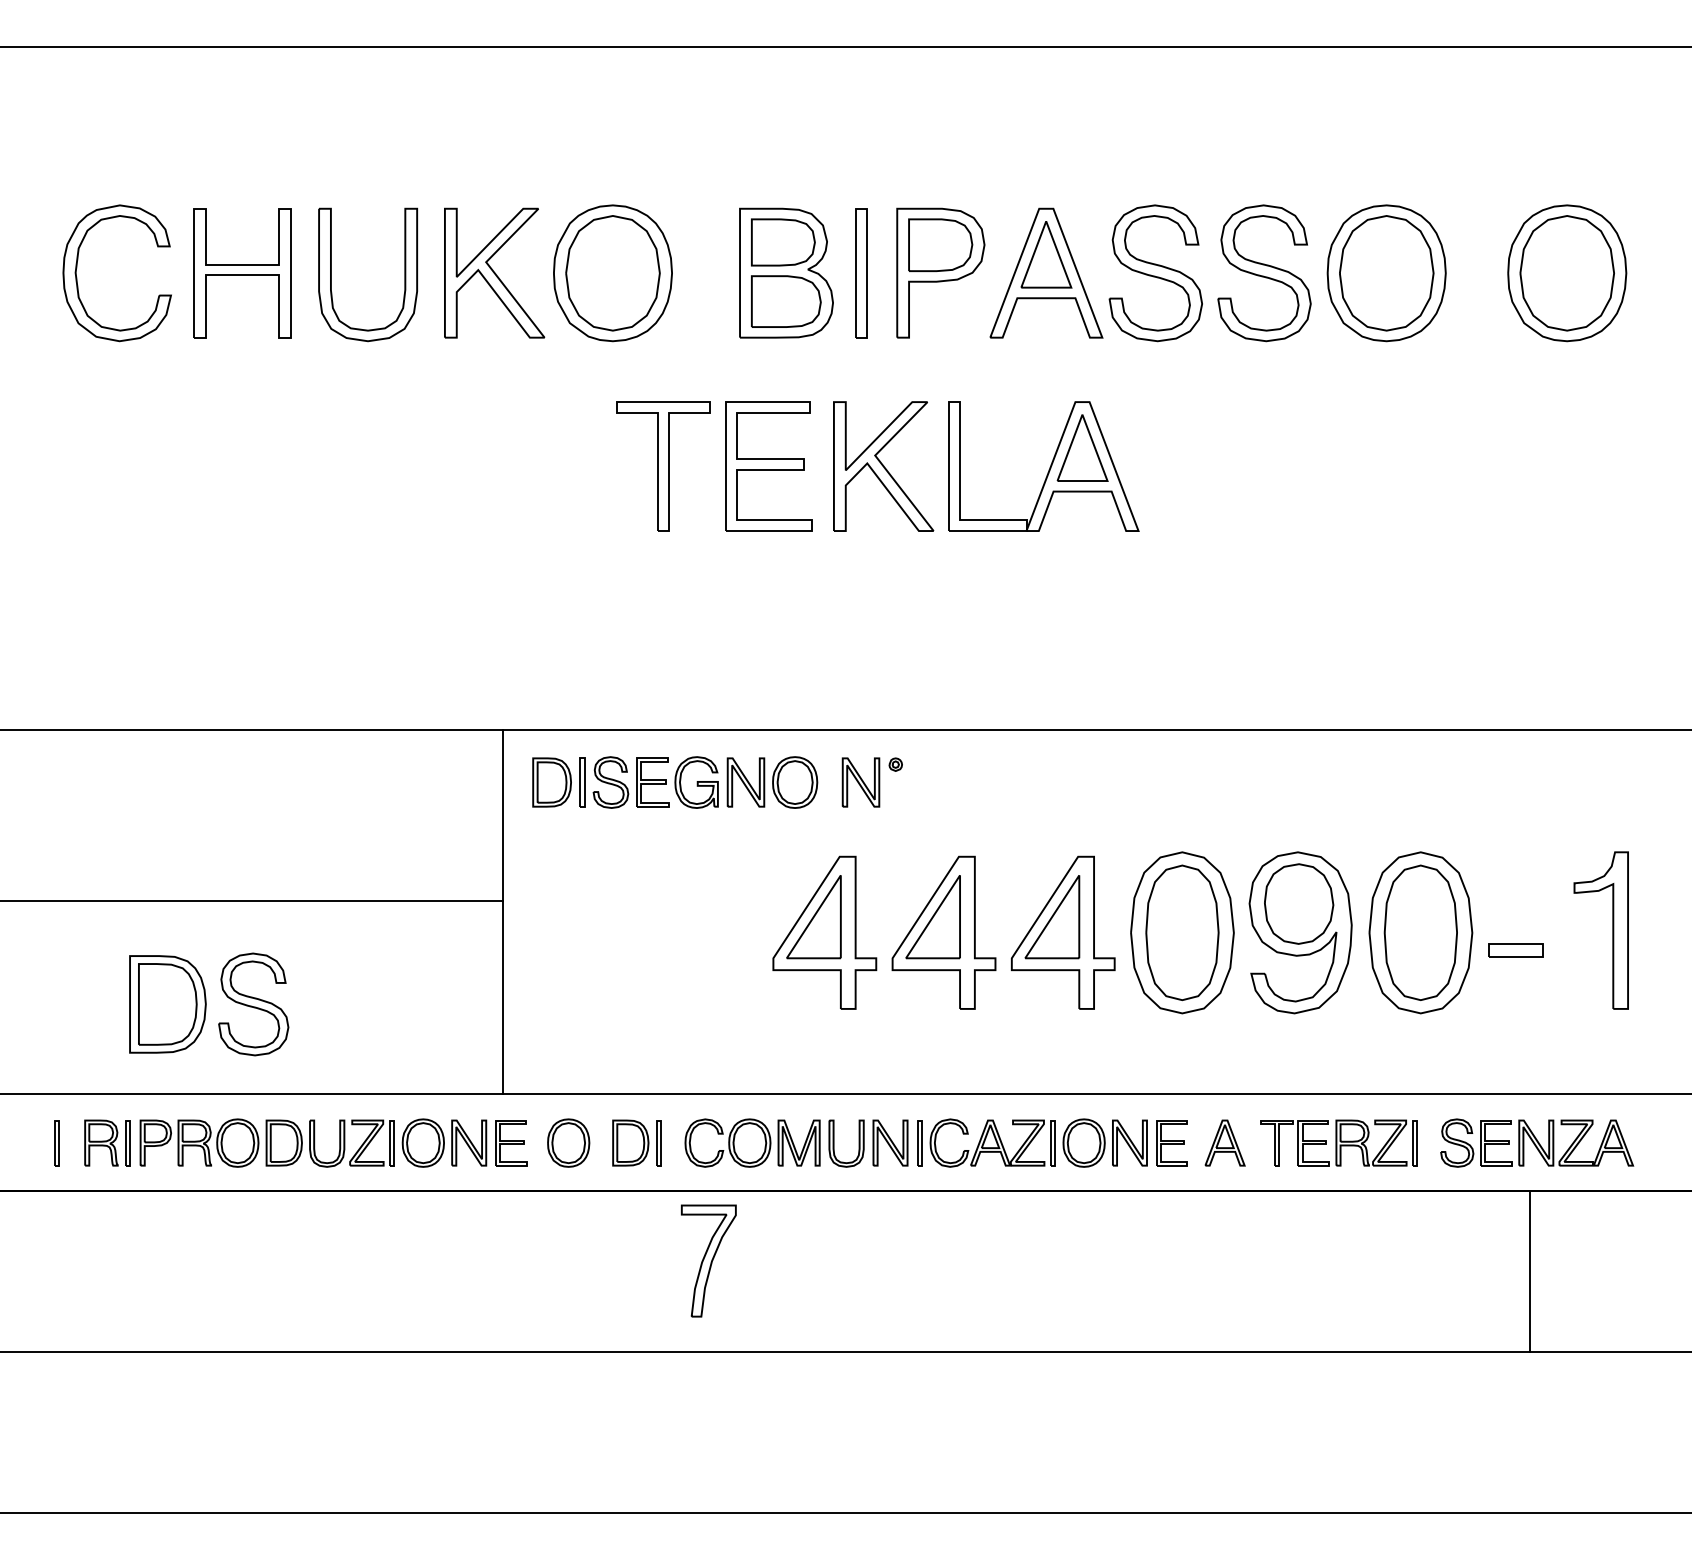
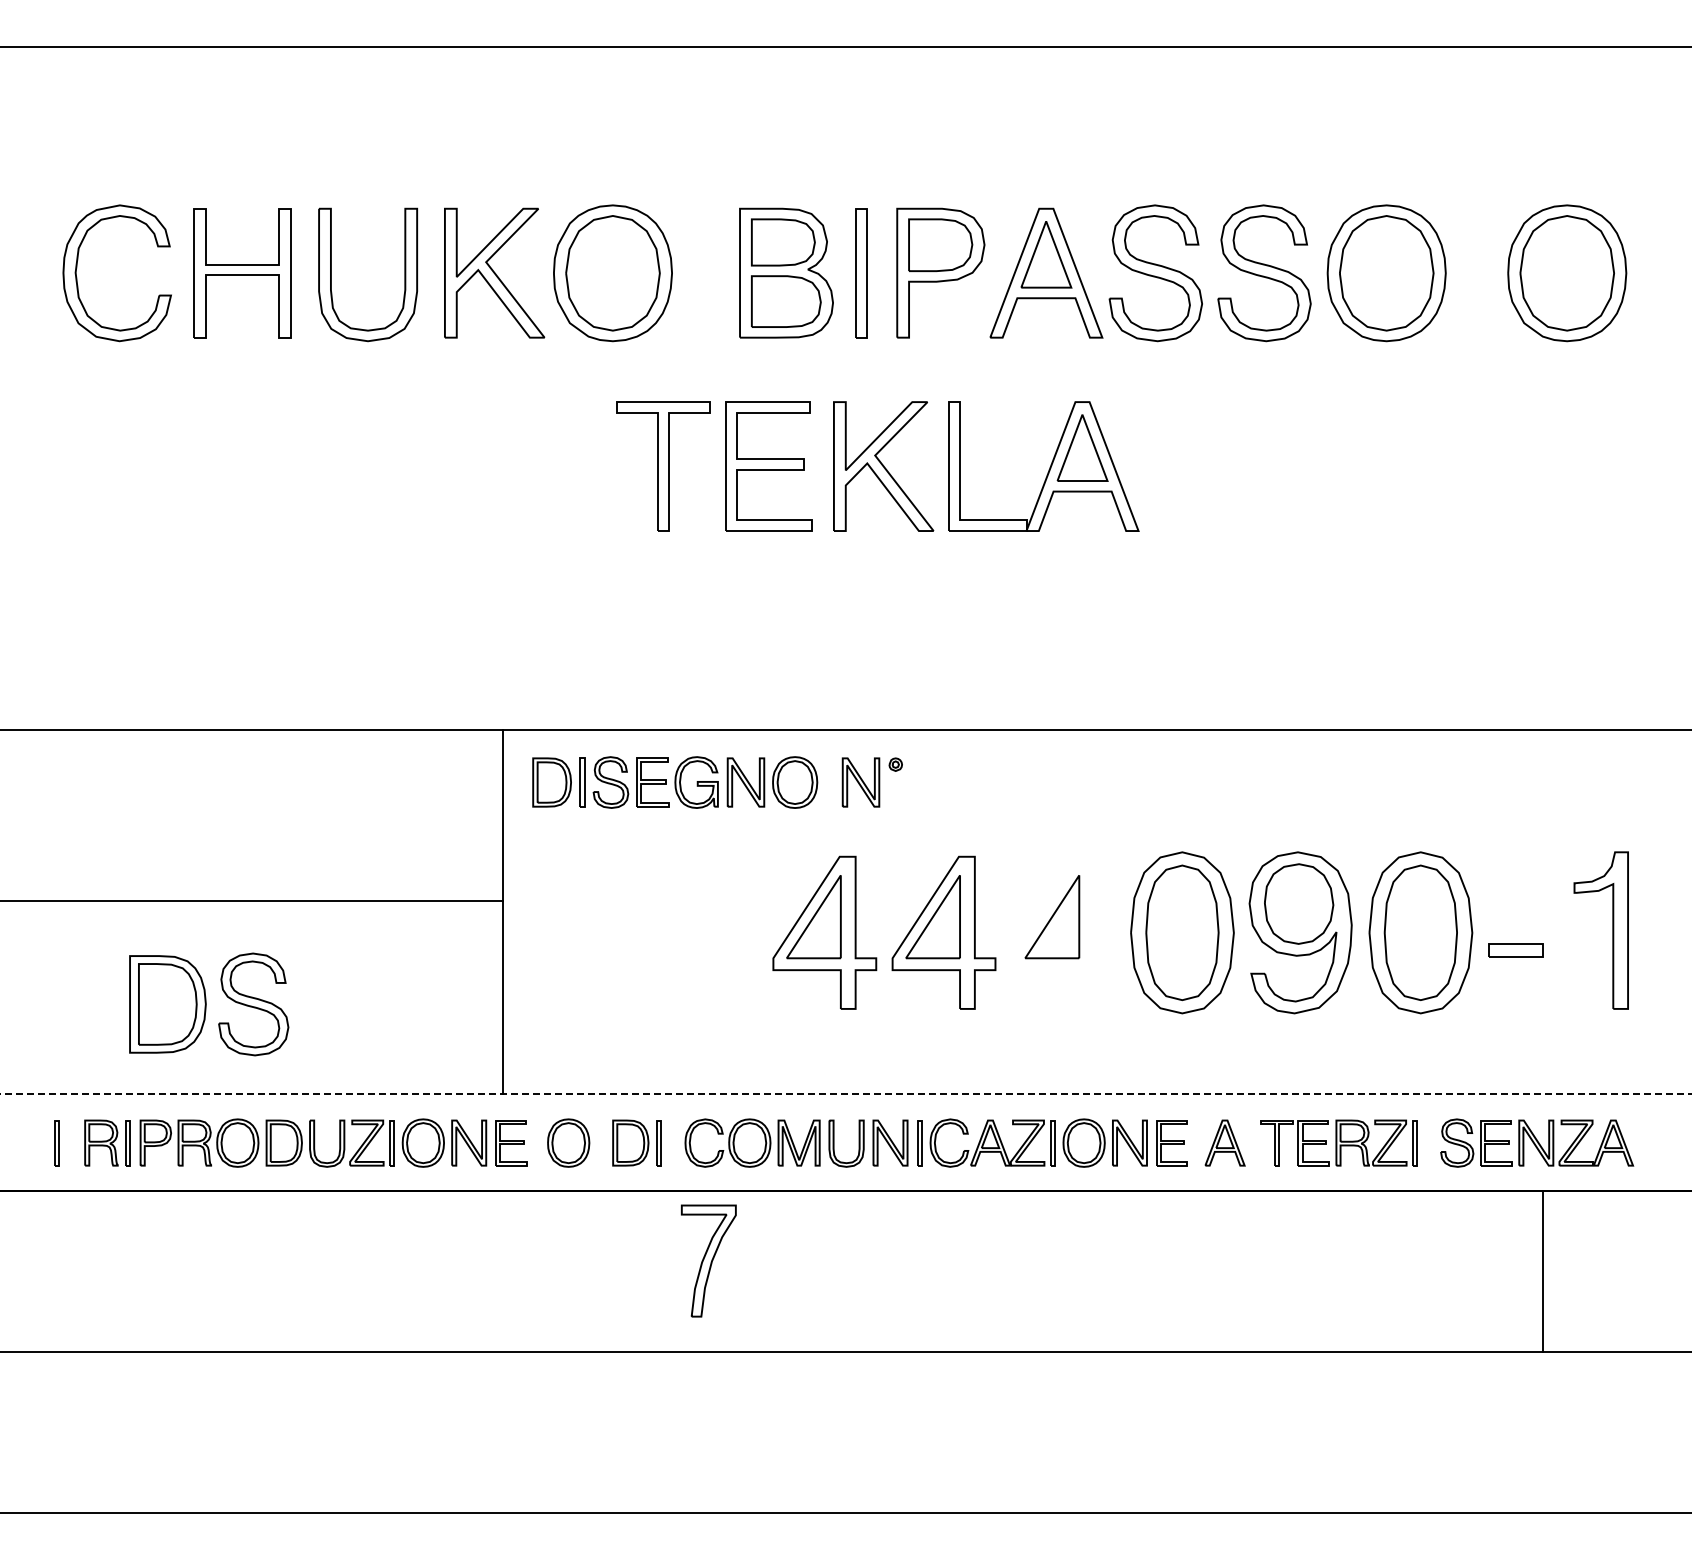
part: present -> none (1062, 932)
line: solid -> dashed (846, 1094)
line position: (1530, 1270) -> (1543, 1270) (1543, 1270)
